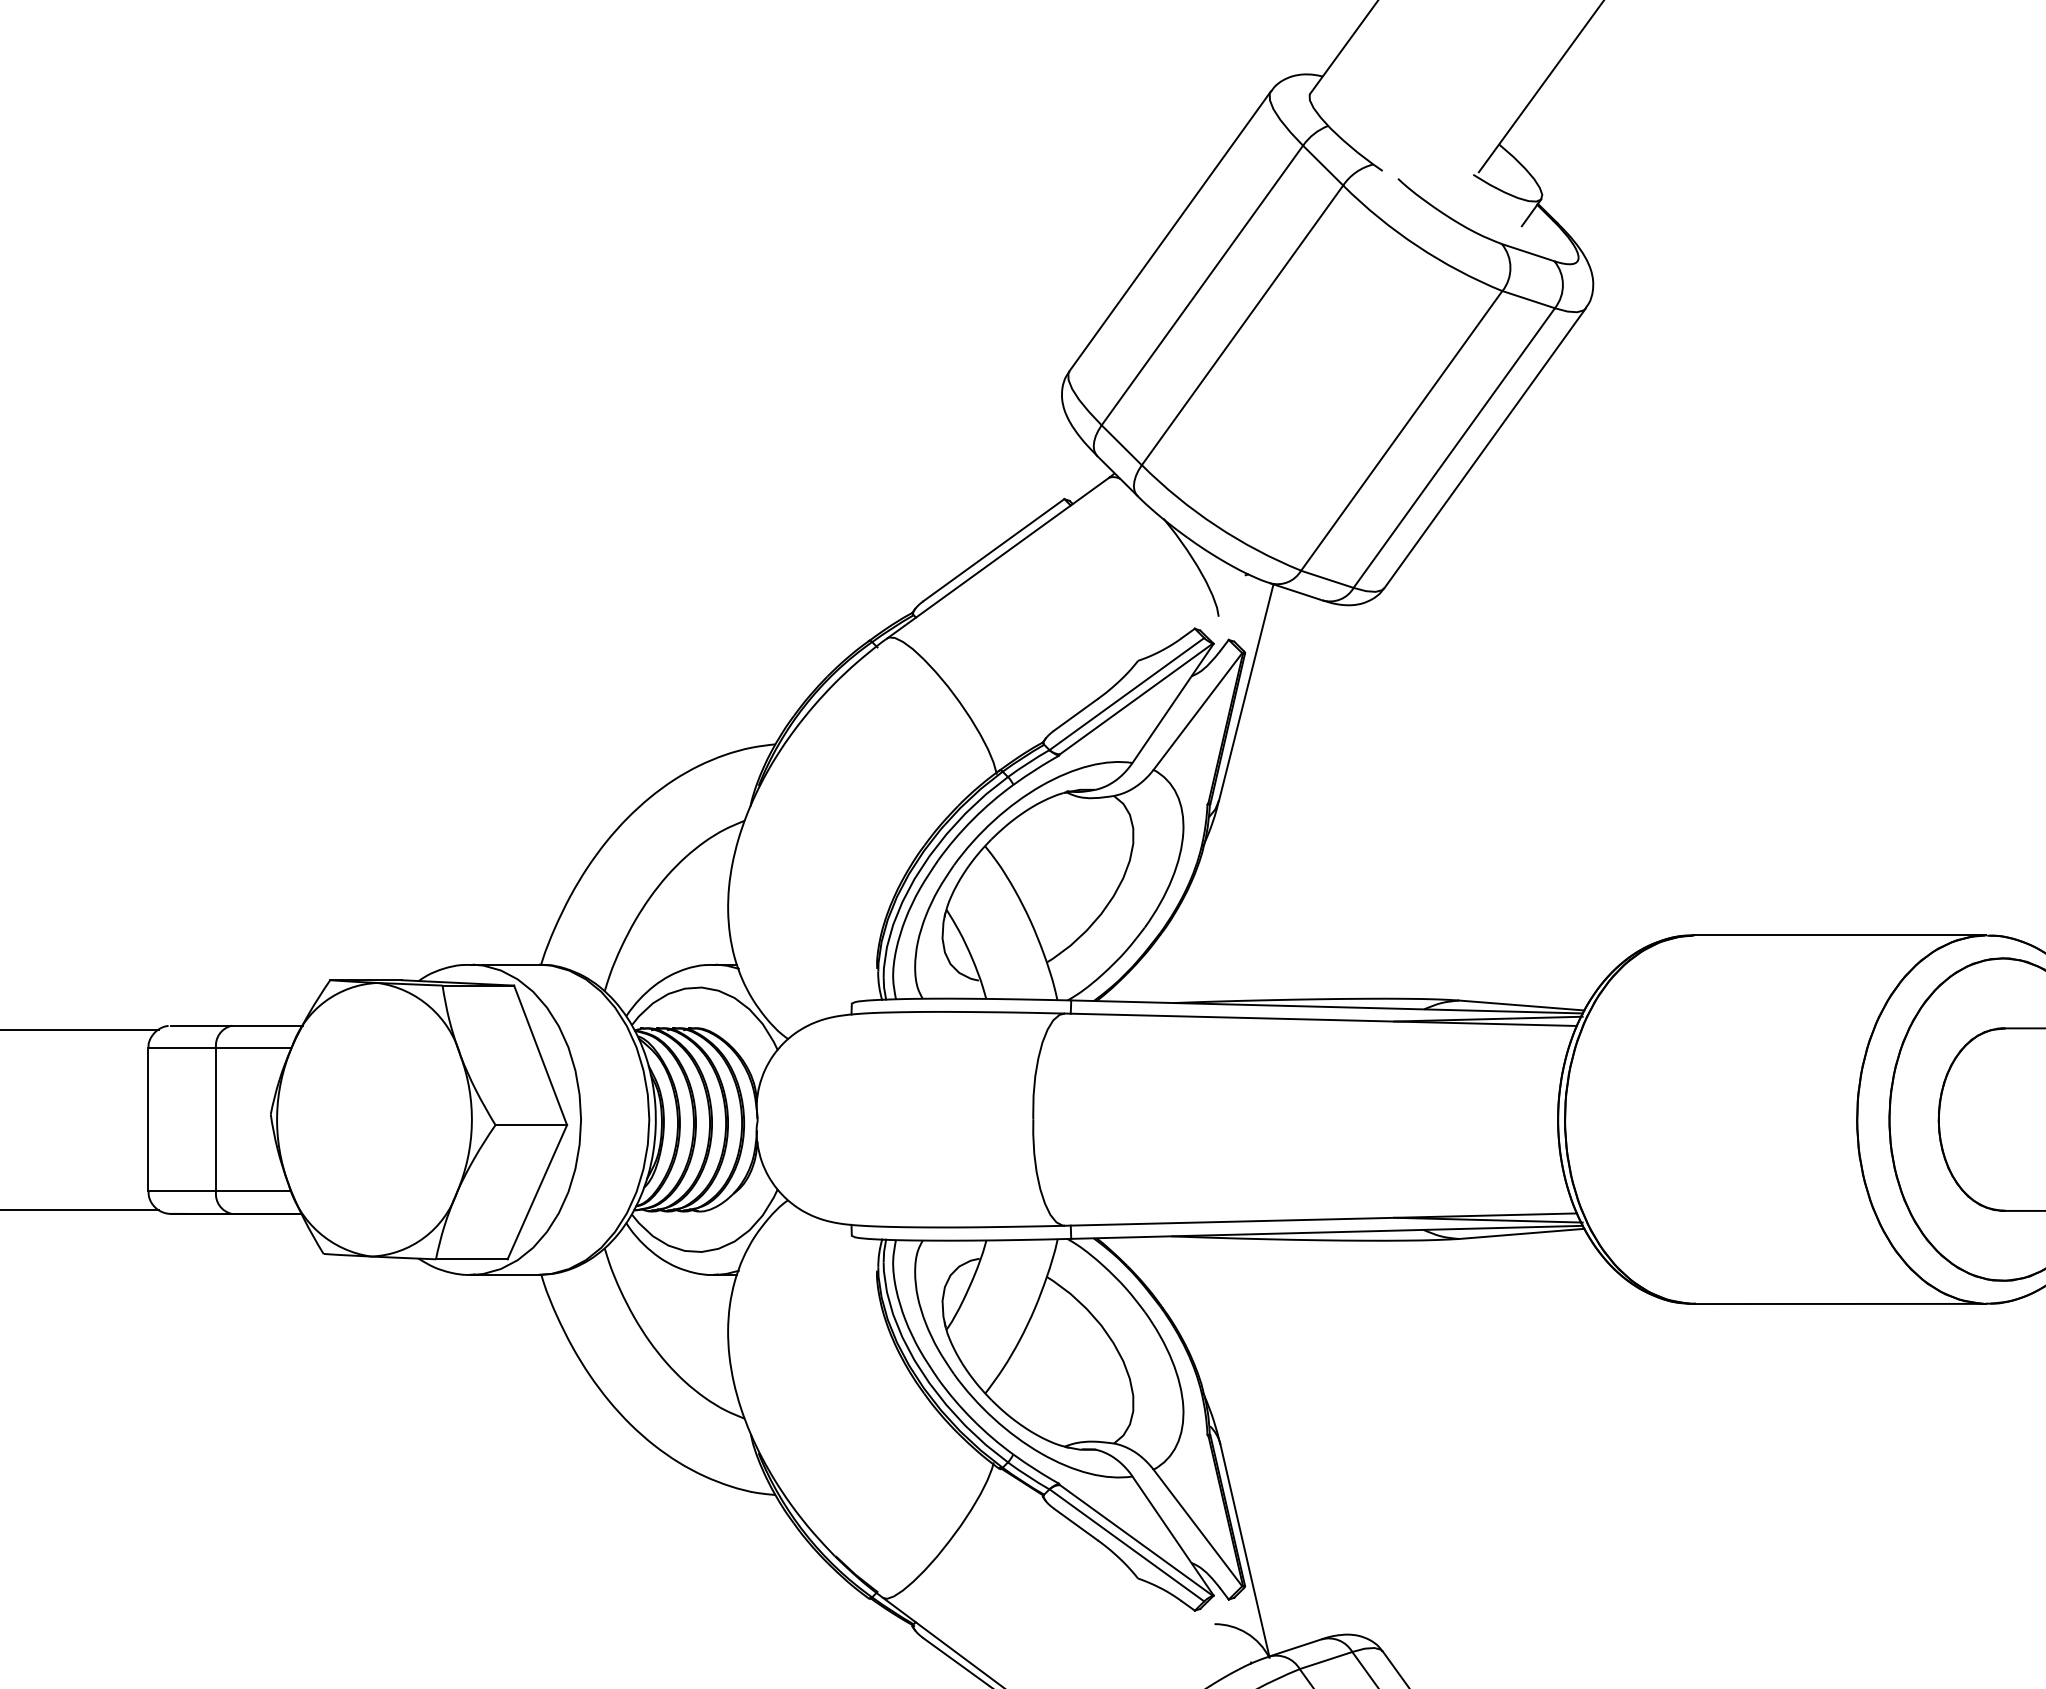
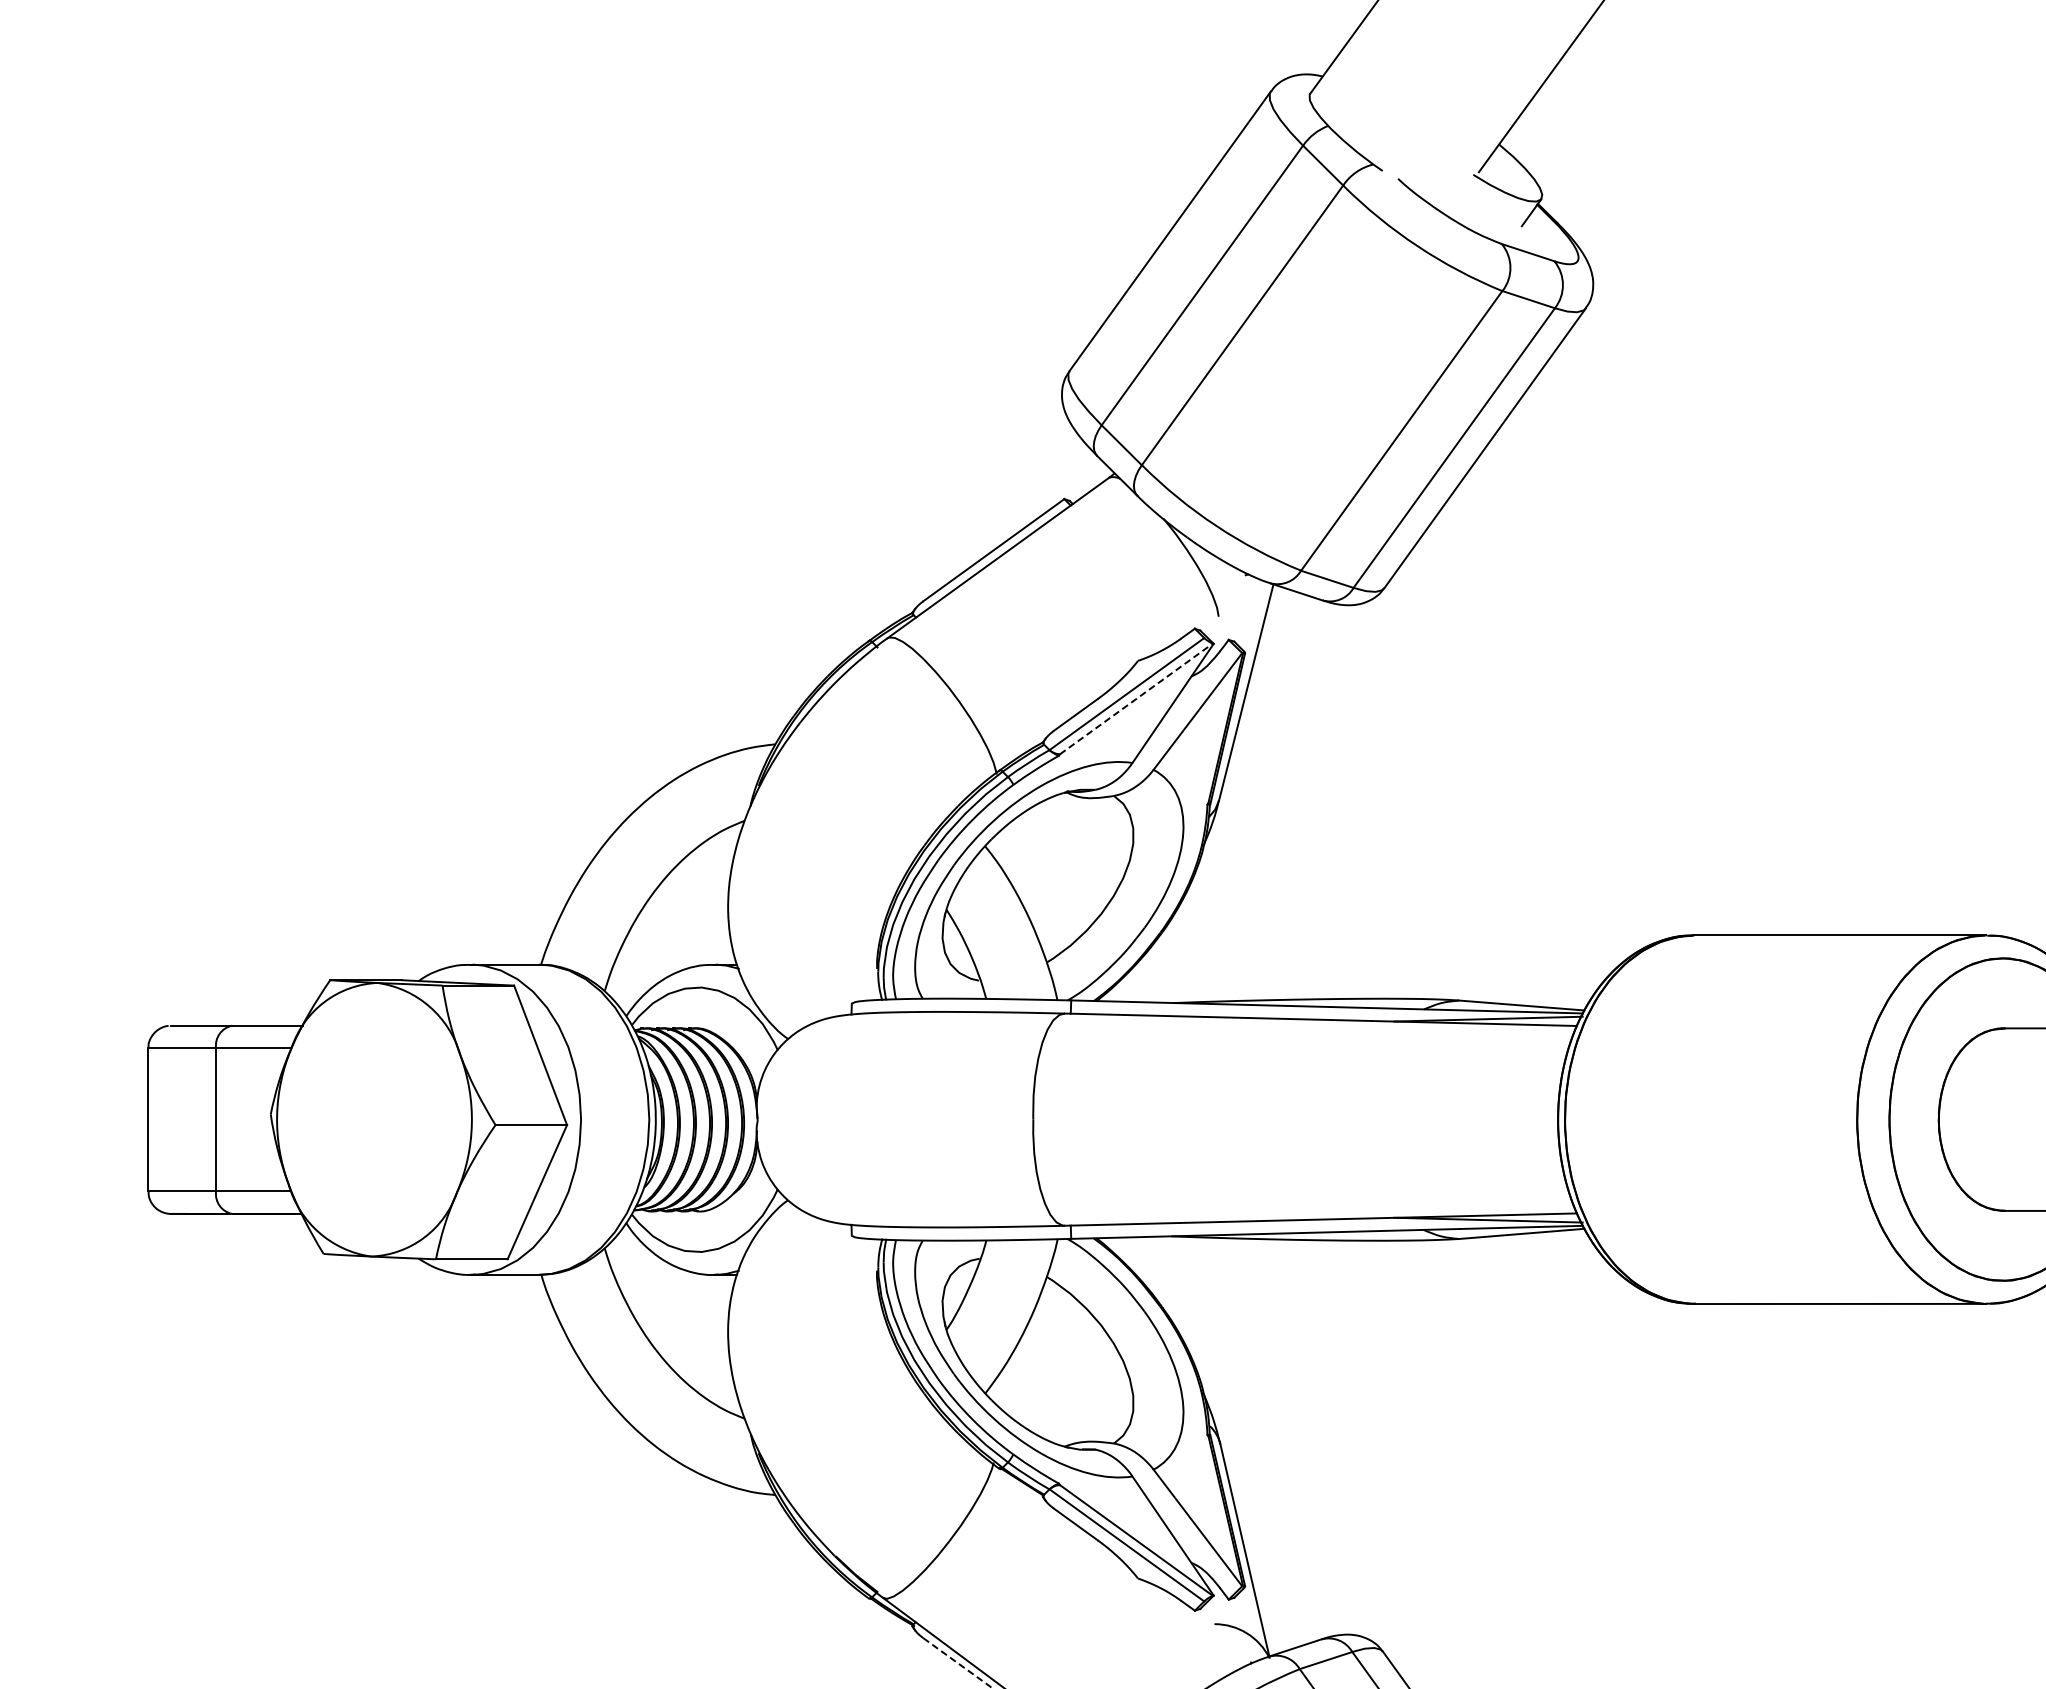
line: solid -> dashed (1136, 698)
line: present -> none (80, 1029)
line: present -> none (80, 1210)
line: solid -> dashed (958, 1663)
